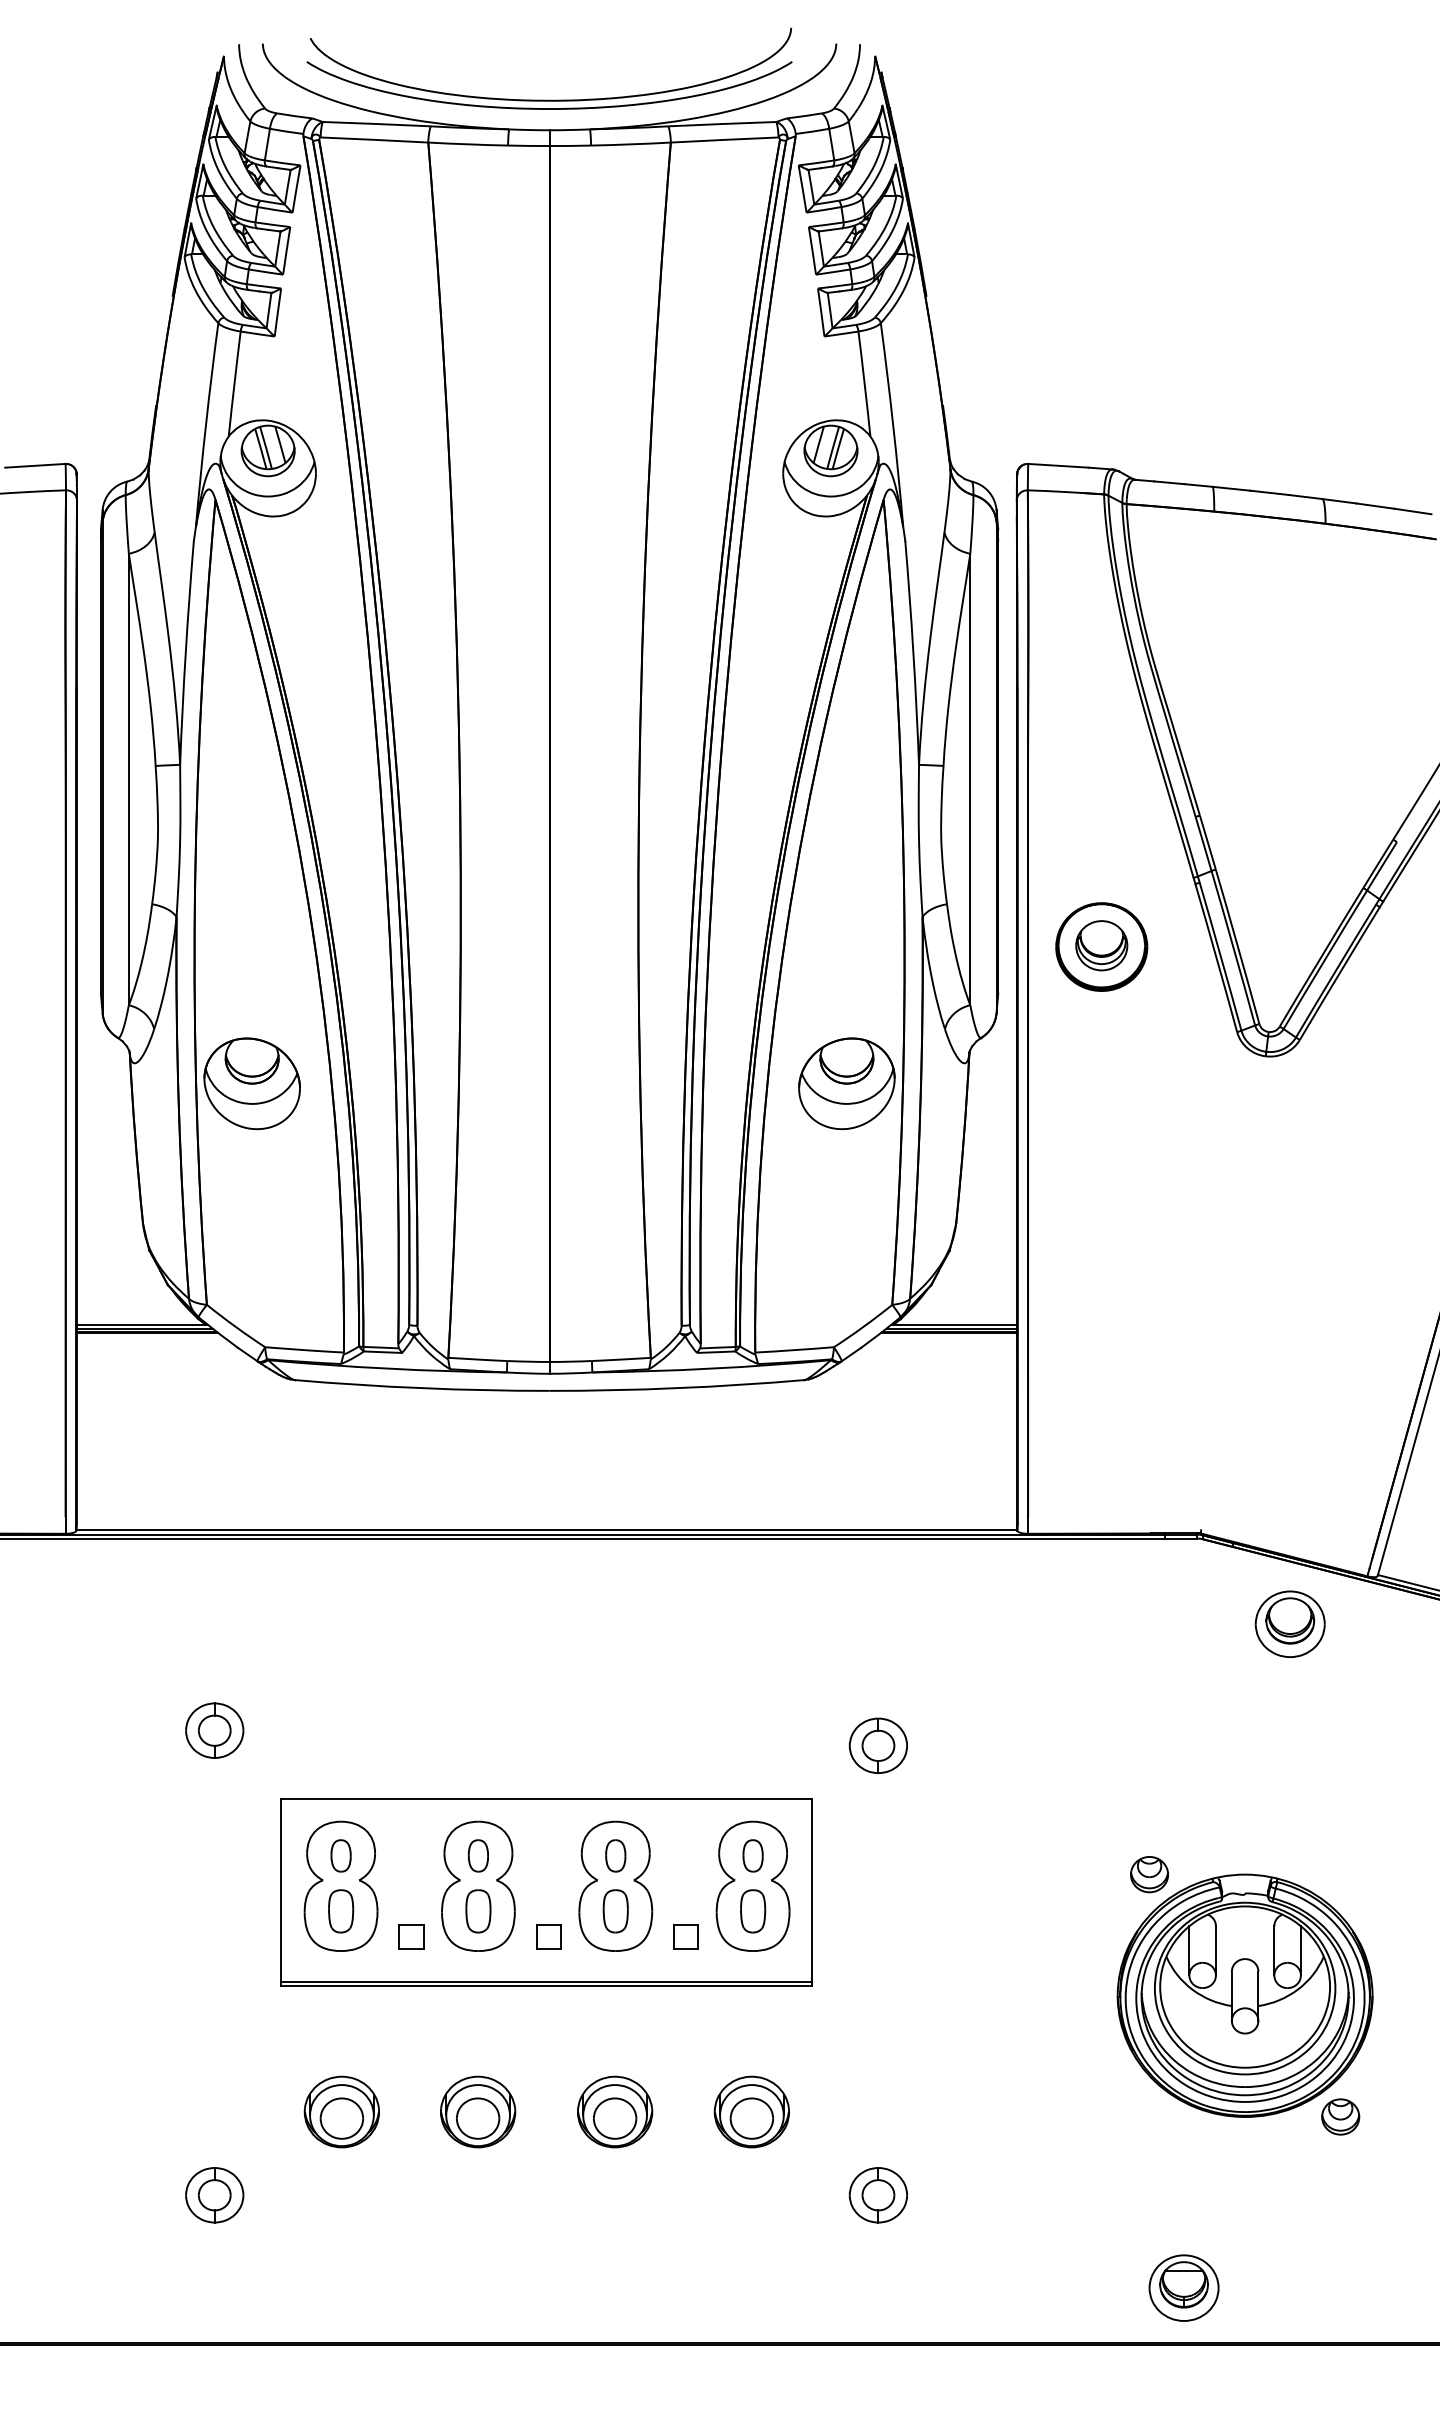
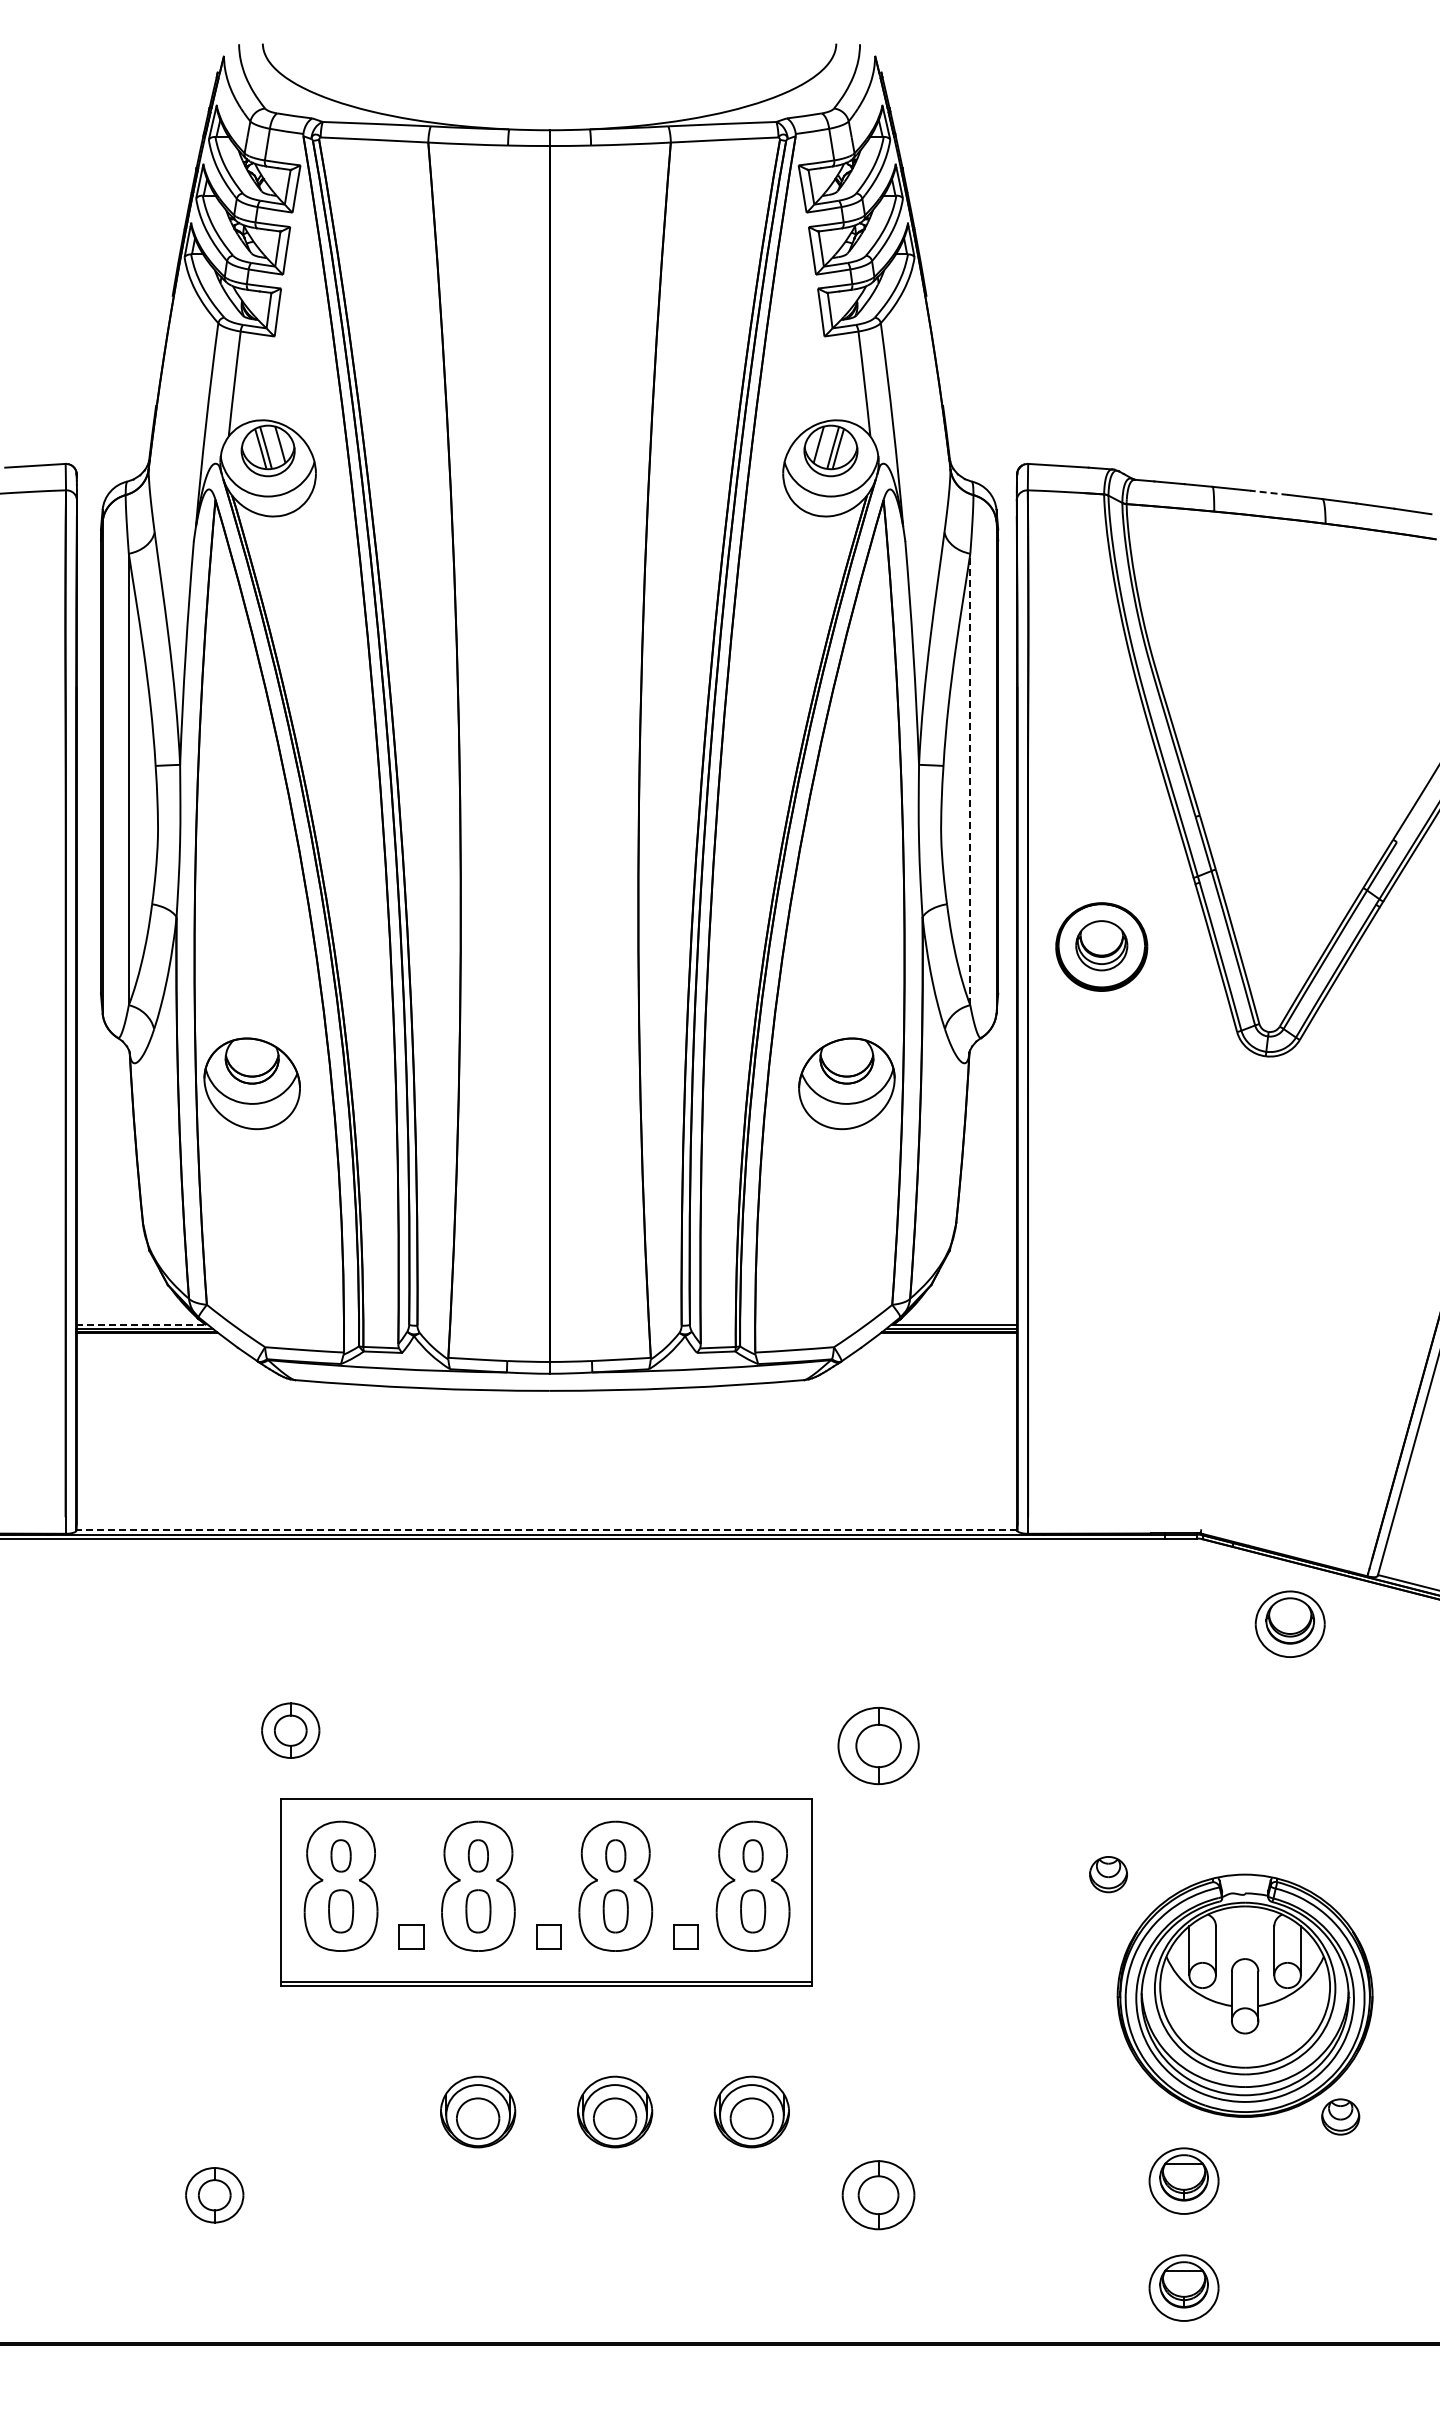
part: present -> none (549, 99)
line: solid -> dashed (1268, 492)
line: solid -> dashed (970, 779)
line: solid -> dashed (142, 1324)
line: solid -> dashed (546, 1529)
part position: (214, 1730) -> (290, 1730) (290, 1730)
part size: 60x57 px -> 83x79 px (878, 1746)
part position: (1149, 1874) -> (1108, 1874) (1108, 1874)
part: present -> none (341, 2111)
part: none -> present (1183, 2180)
part size: 60x57 px -> 75x71 px (878, 2195)
